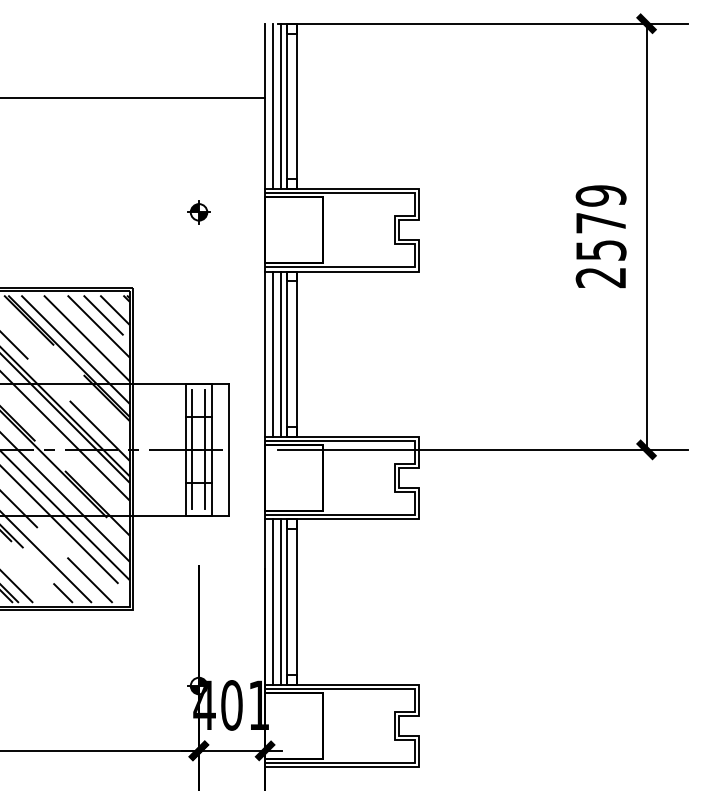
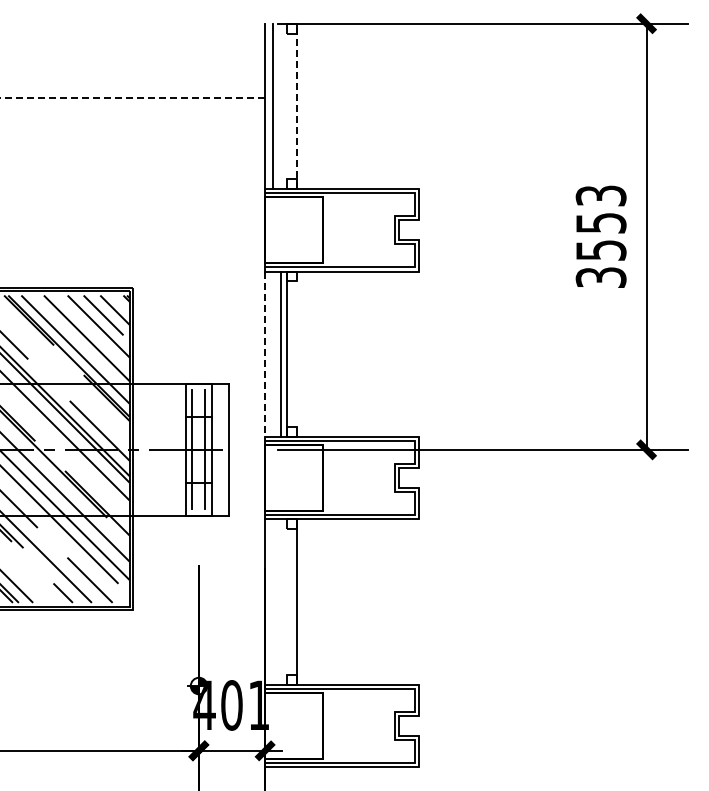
line: solid -> dashed (132, 98)
line: present -> none (280, 105)
line: present -> none (286, 105)
line: solid -> dashed (296, 106)
part: present -> none (198, 212)
text: 2579 -> 3553 (600, 236)
line: present -> none (272, 353)
line: present -> none (296, 353)
line: solid -> dashed (265, 354)
line: present -> none (272, 601)
line: present -> none (280, 601)
line: present -> none (286, 601)
